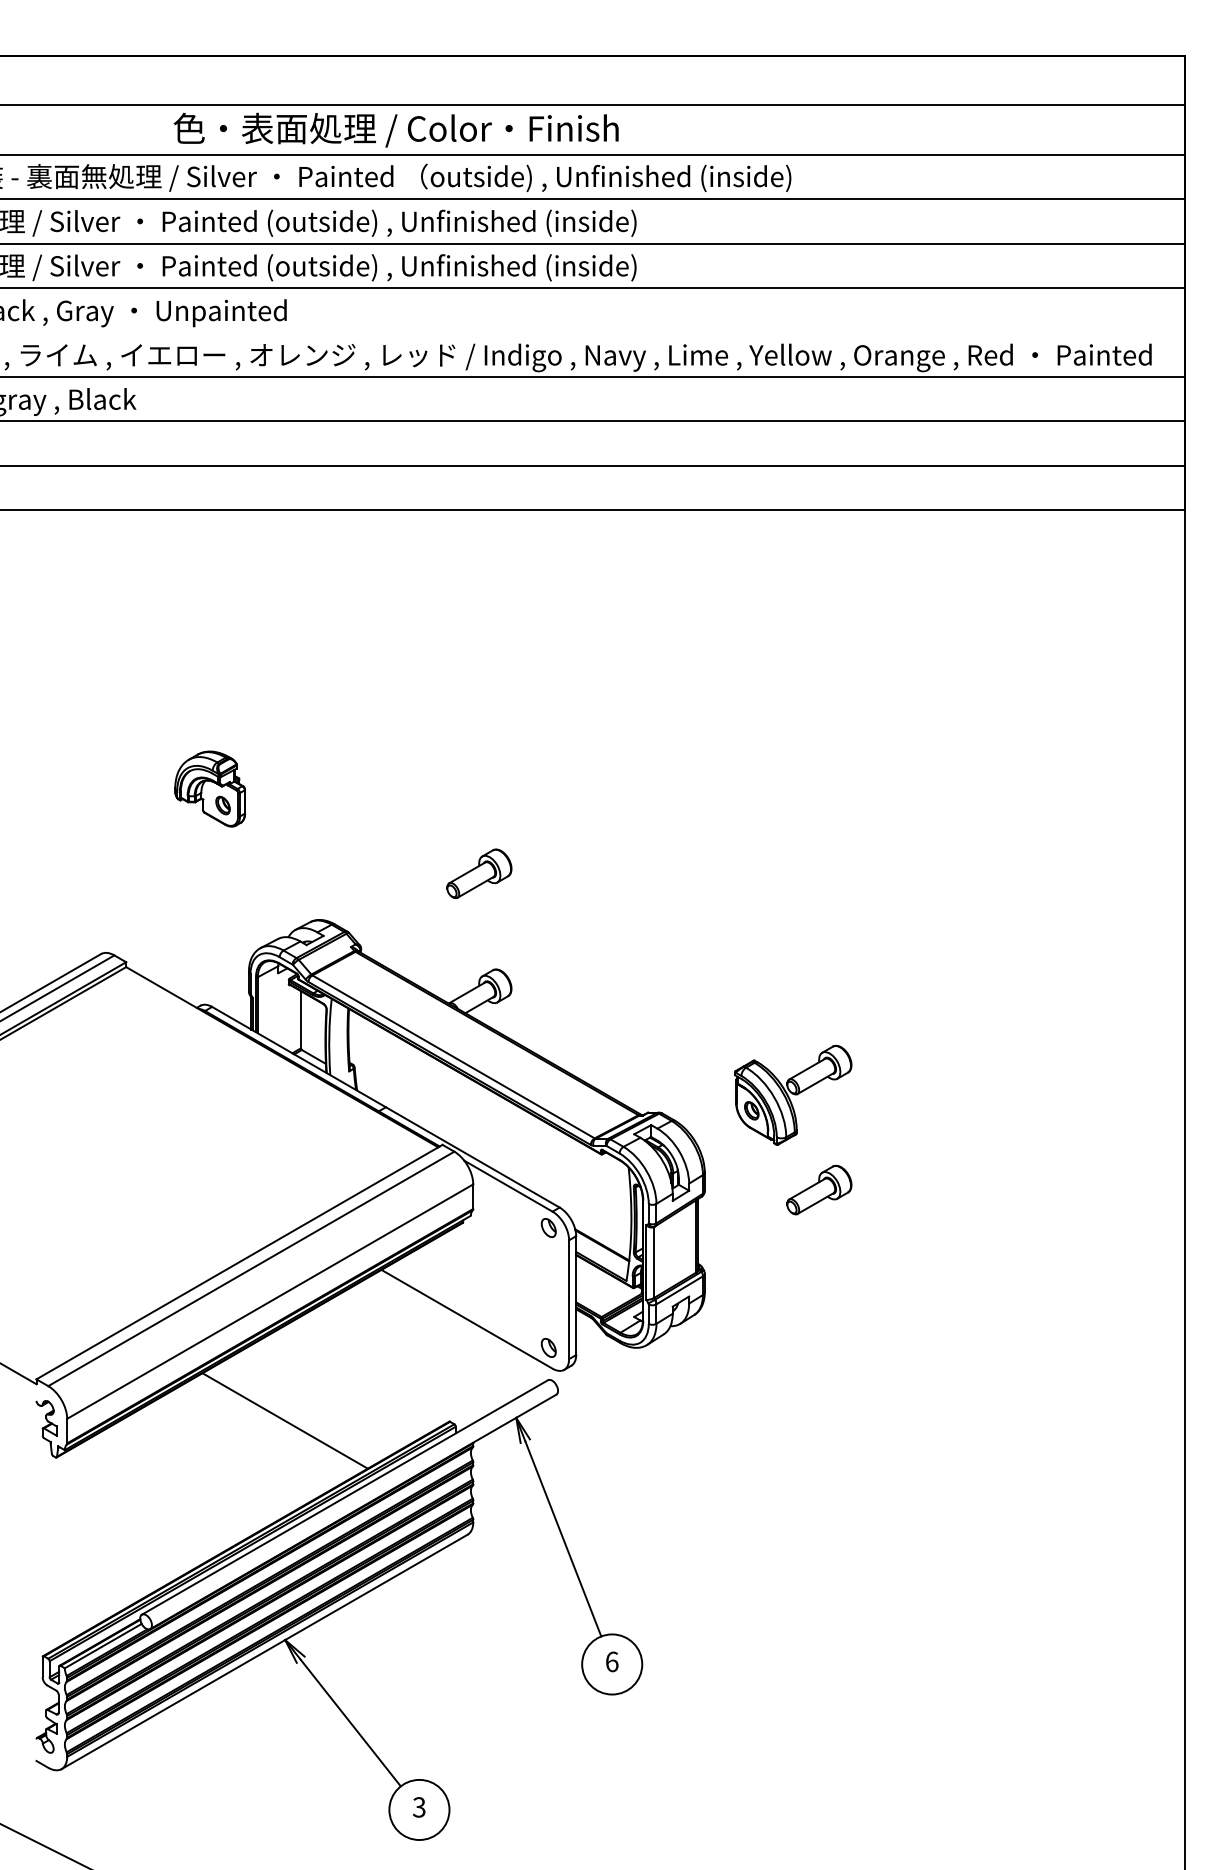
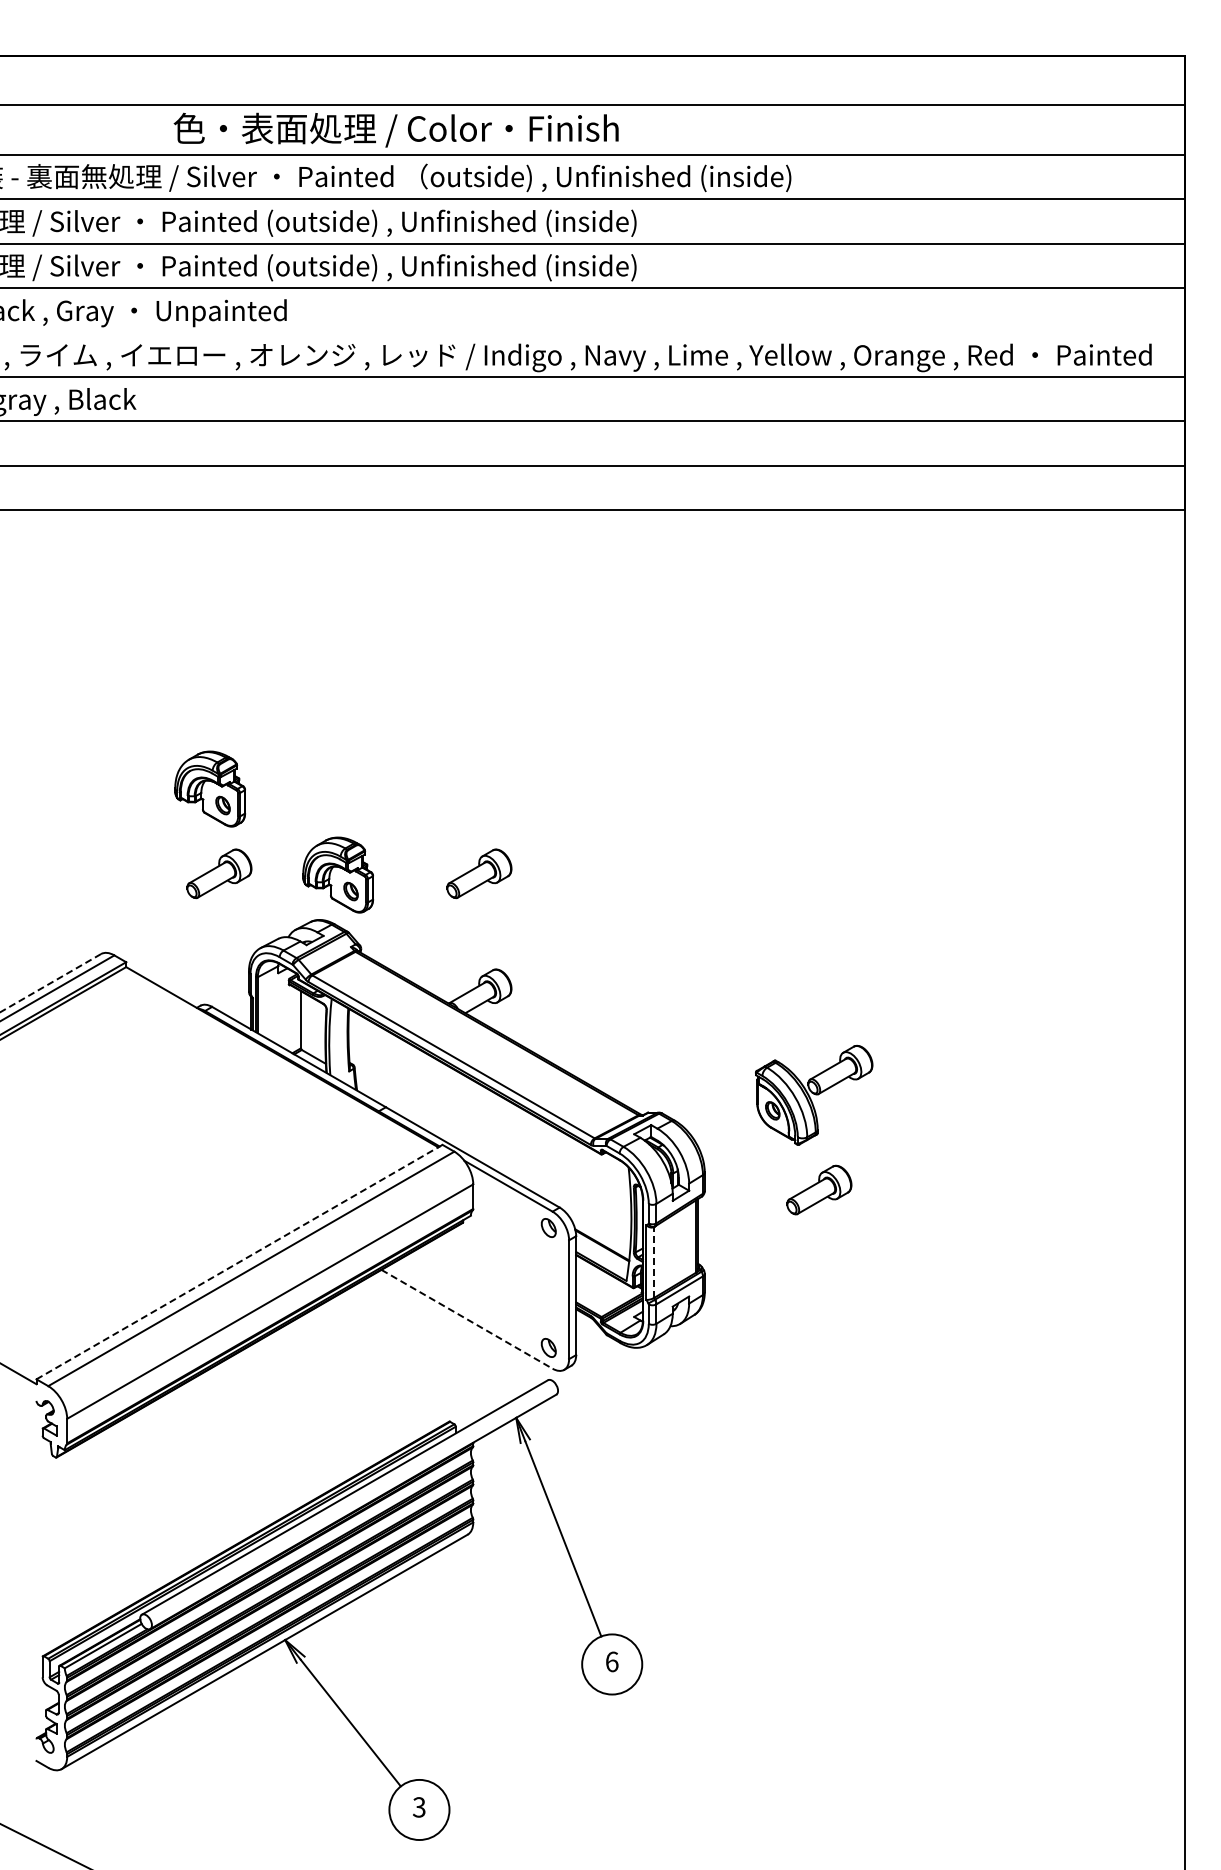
part: none -> present (219, 873)
part: none -> present (337, 874)
line: solid -> dashed (50, 983)
part position: (793, 1094) -> (814, 1094) (814, 1094)
line: solid -> dashed (239, 1262)
line: solid -> dashed (654, 1262)
line: solid -> dashed (467, 1319)
line: present -> none (284, 1420)
